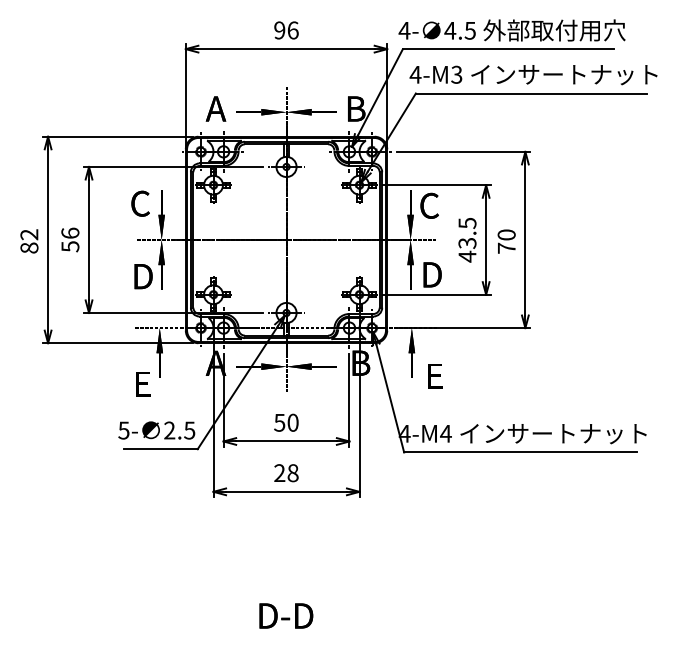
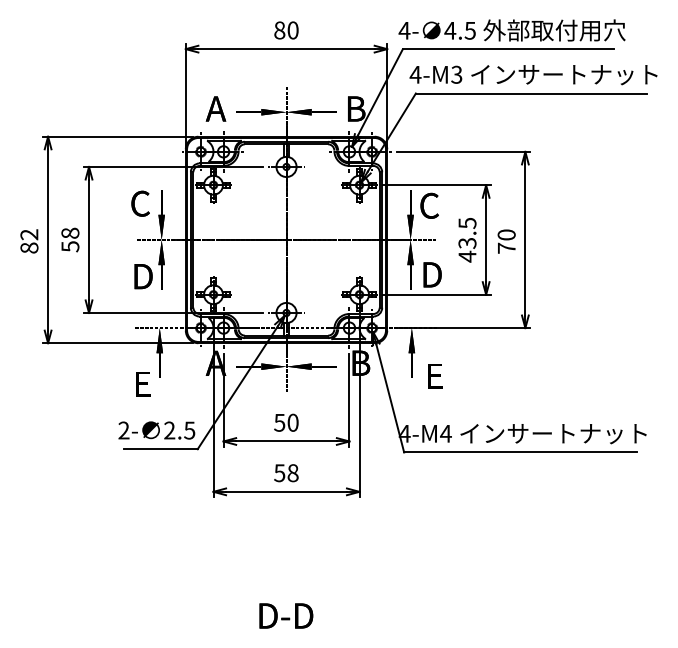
text: 96 -> 80 (286, 30)
text: 56 -> 58 (70, 232)
text: 5- -> 2- (123, 430)
text: 28 -> 58 (279, 473)
